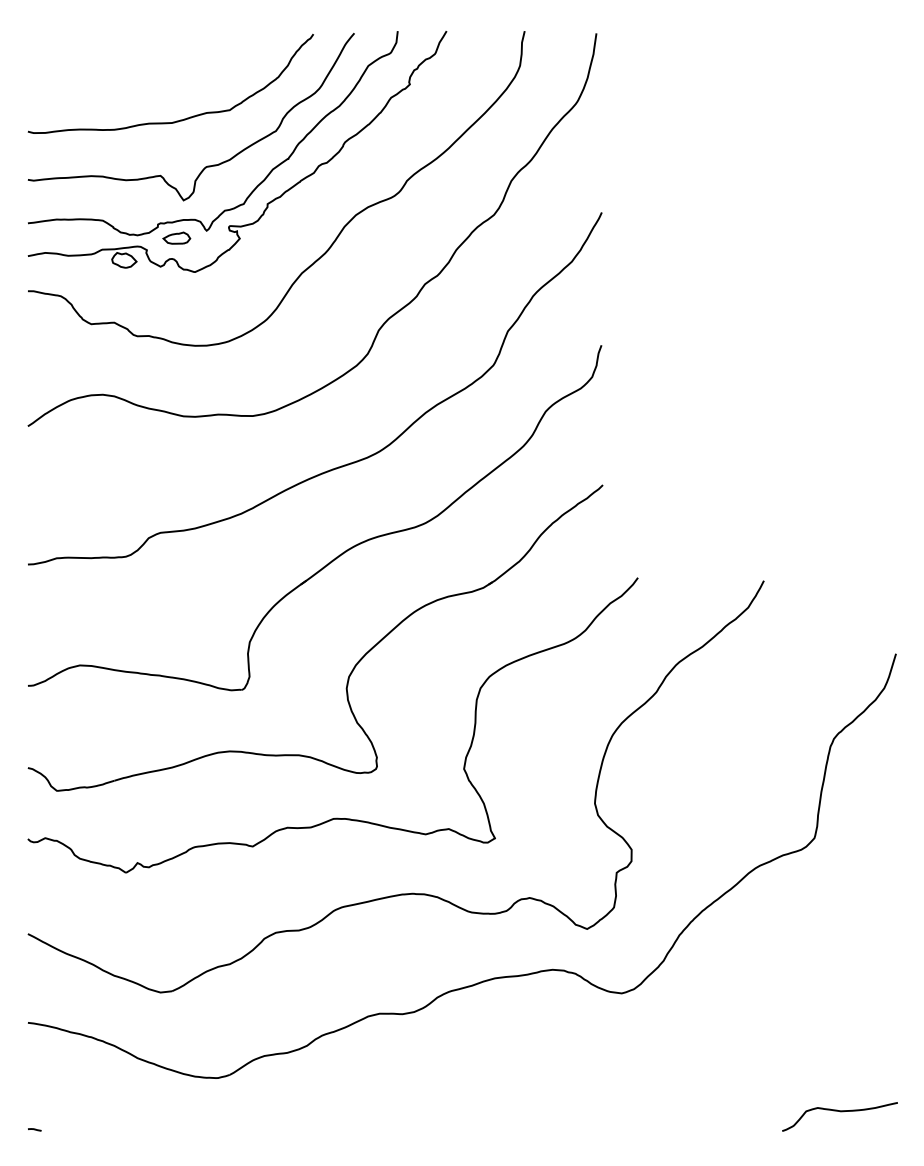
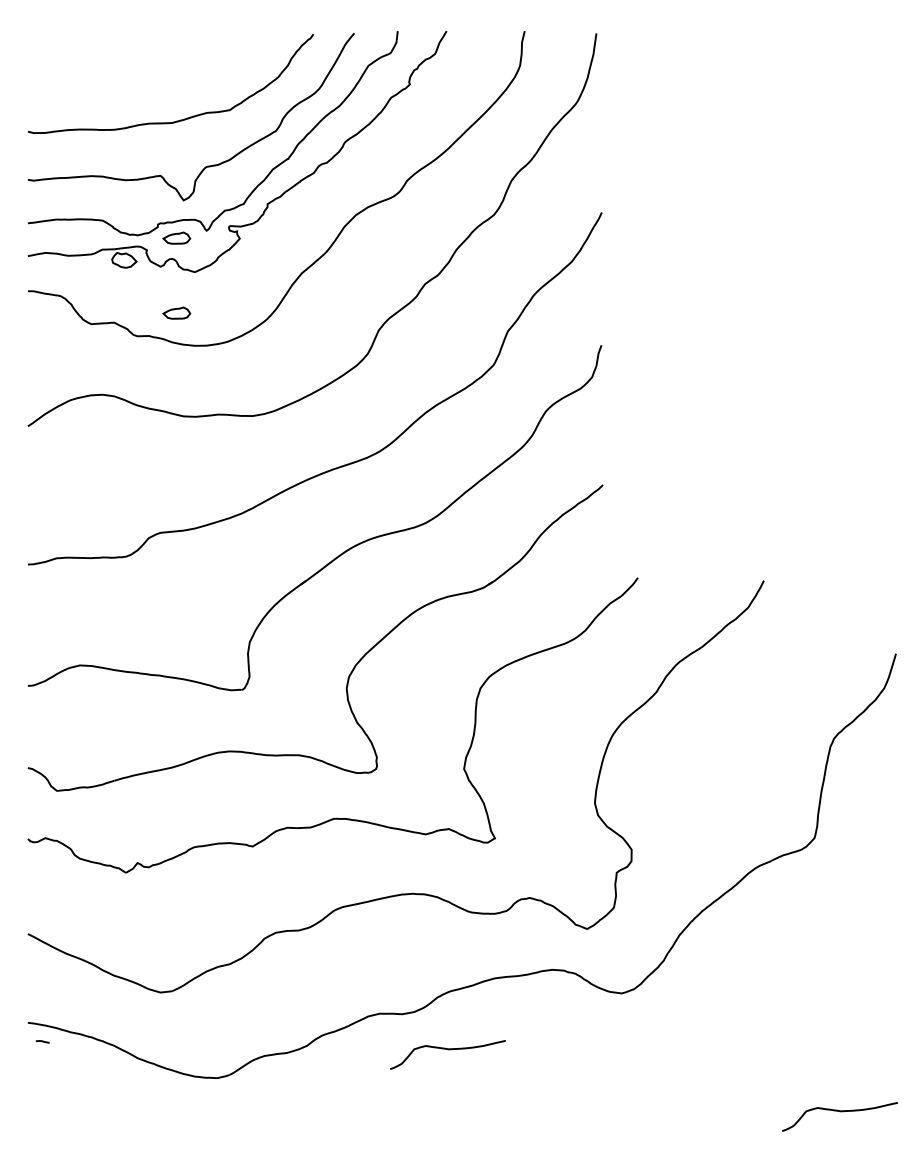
part: none -> present (176, 312)
curve: none -> present (448, 1050)
curve position: (34, 1129) -> (42, 1041) (42, 1041)
